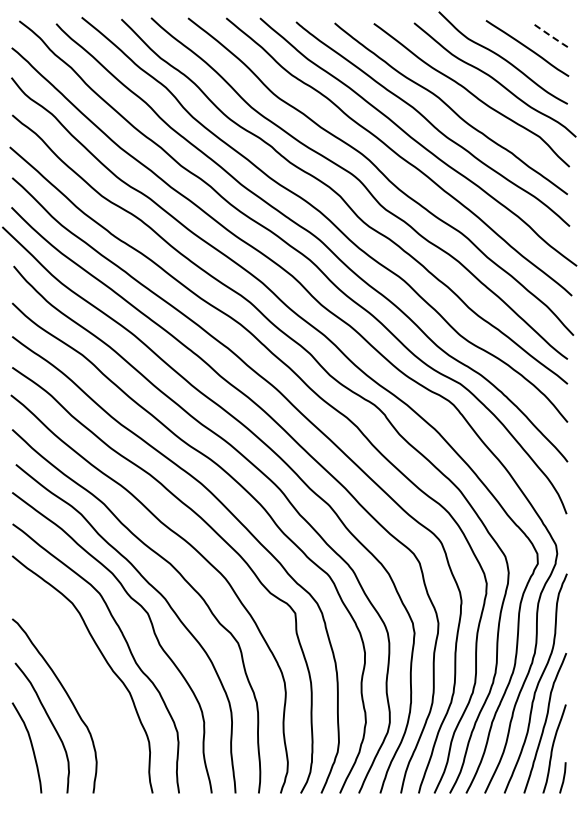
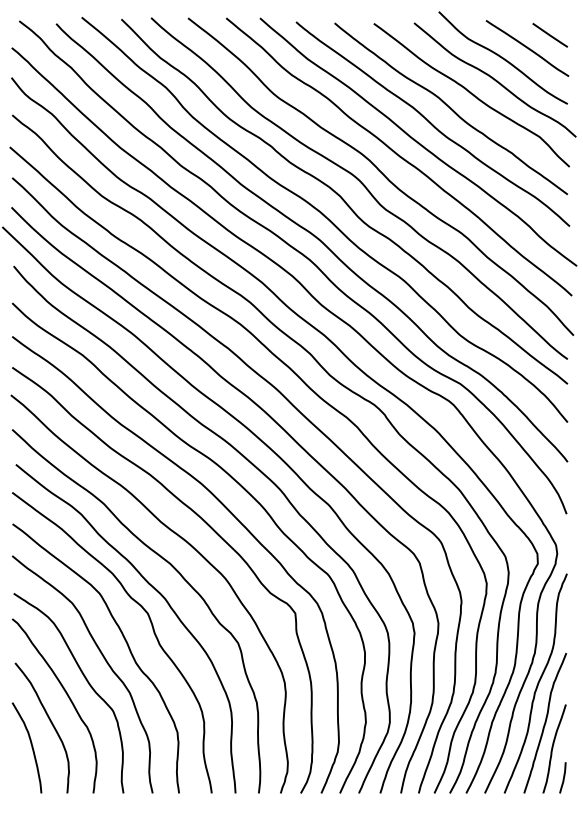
line: dashed -> solid (550, 35)
curve: none -> present (86, 681)
